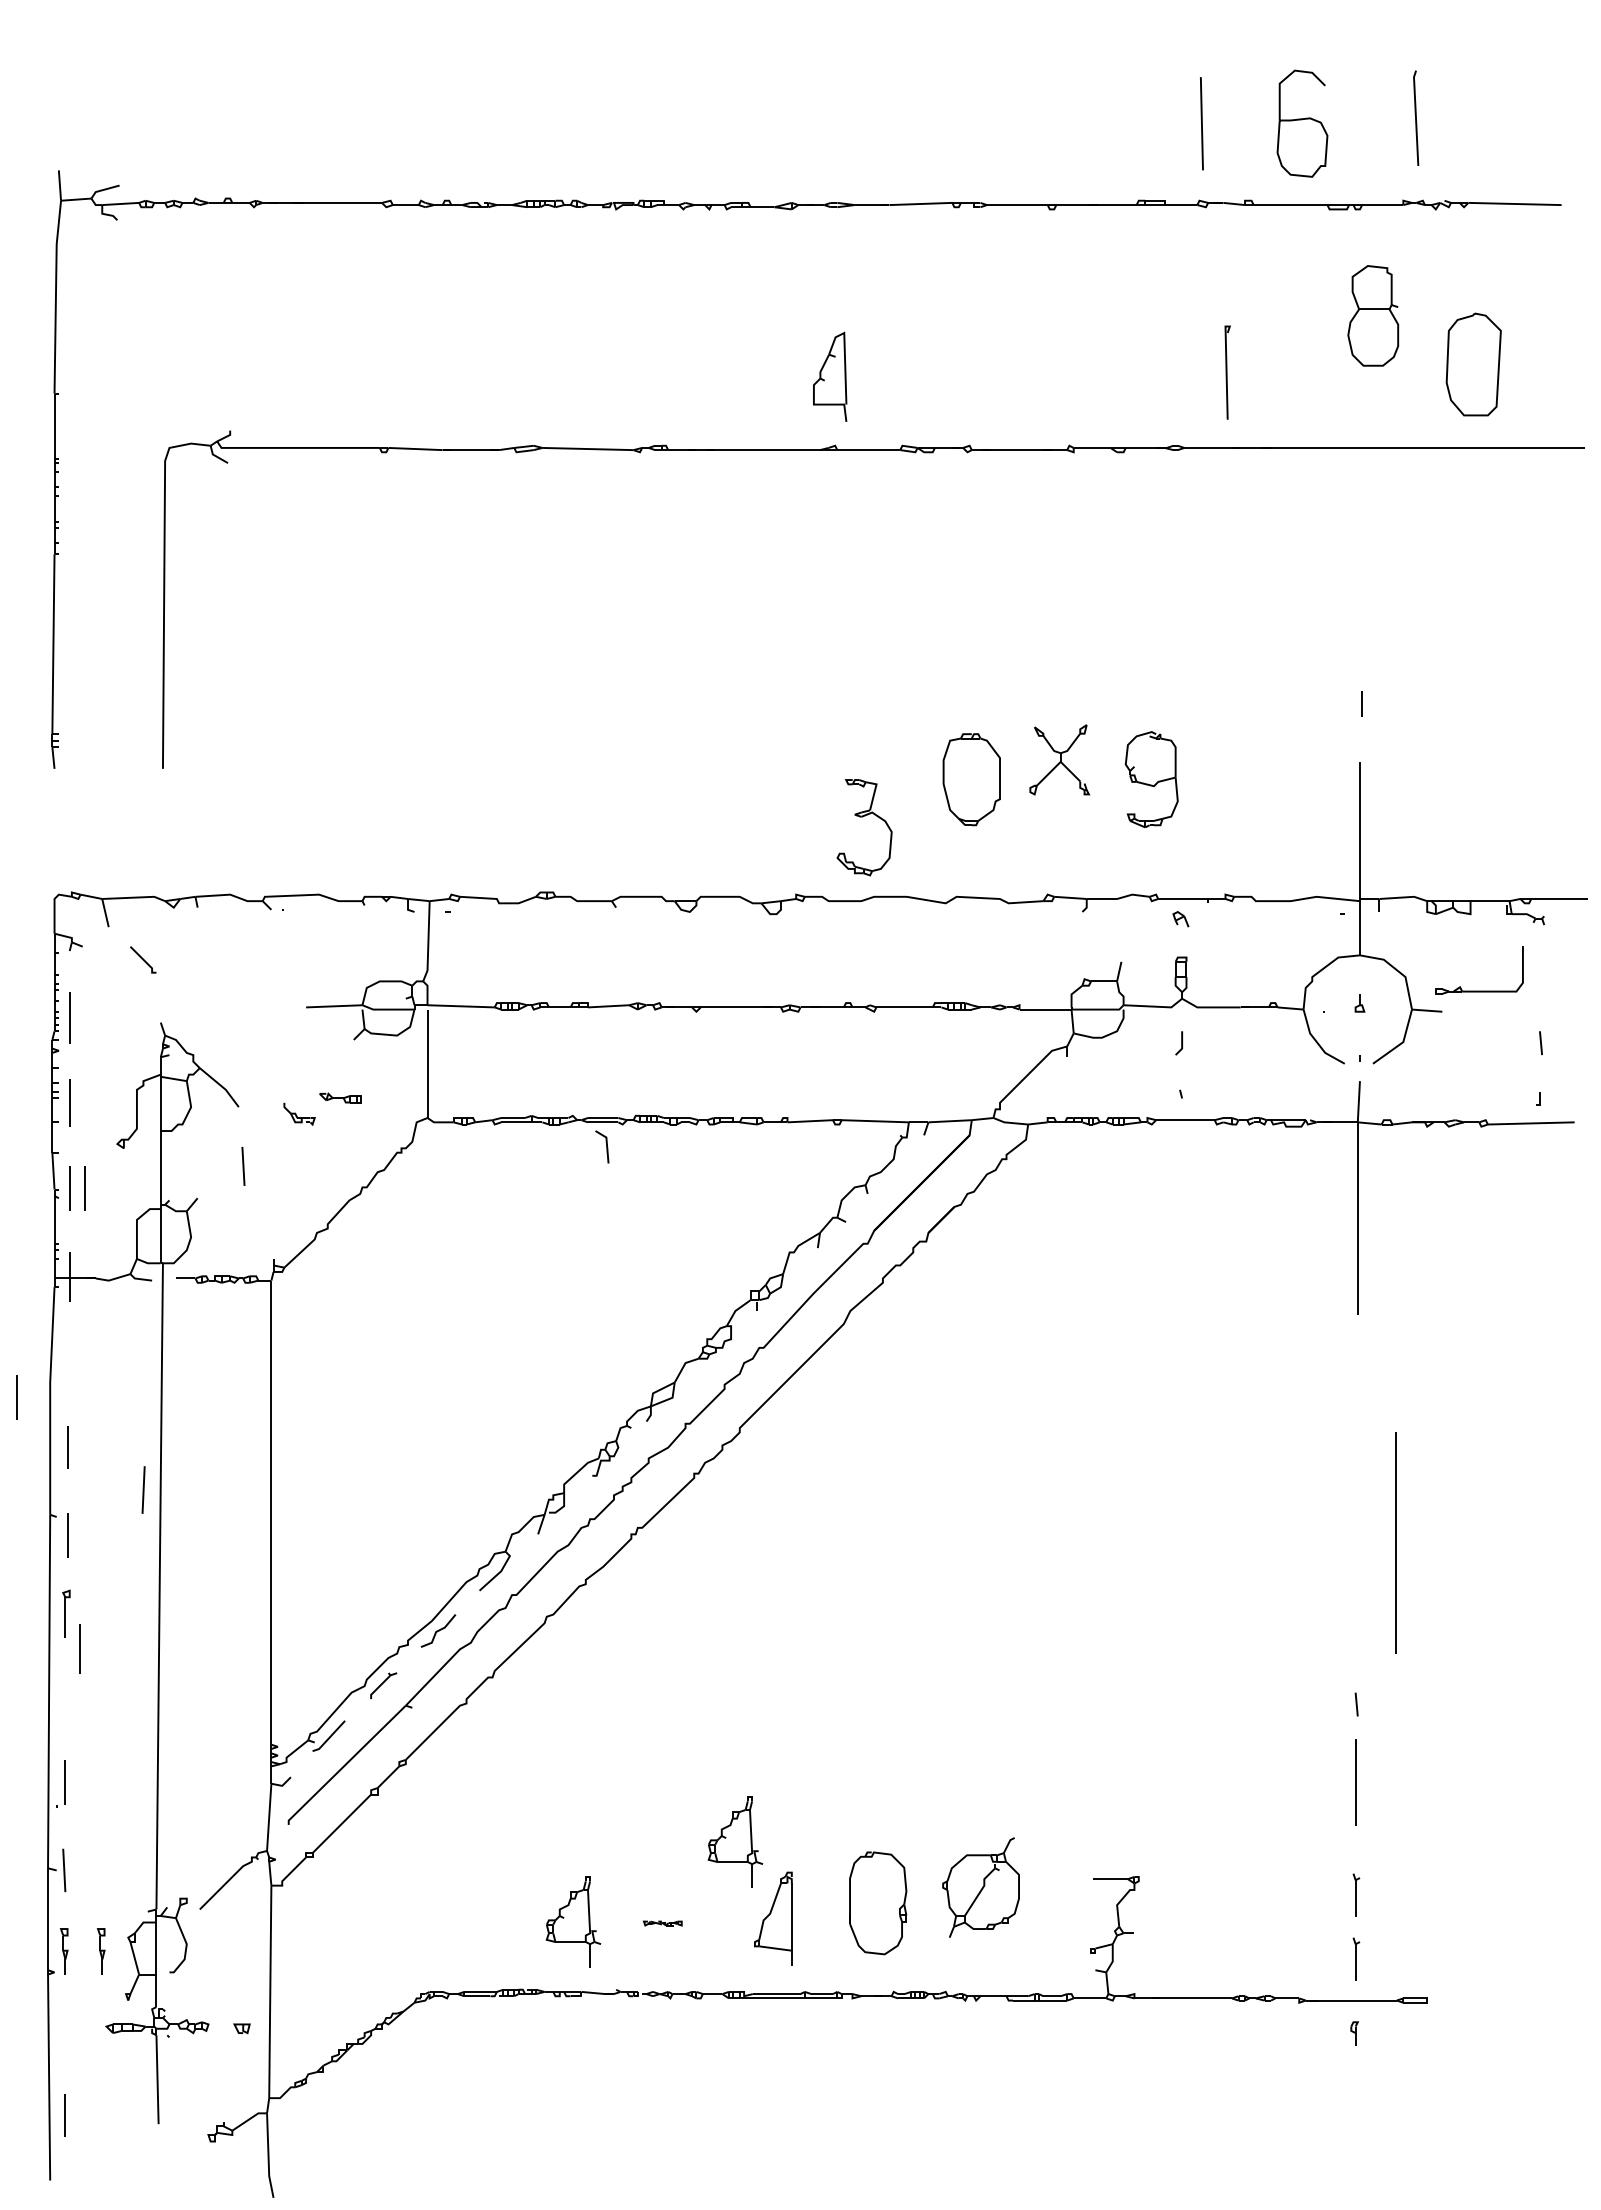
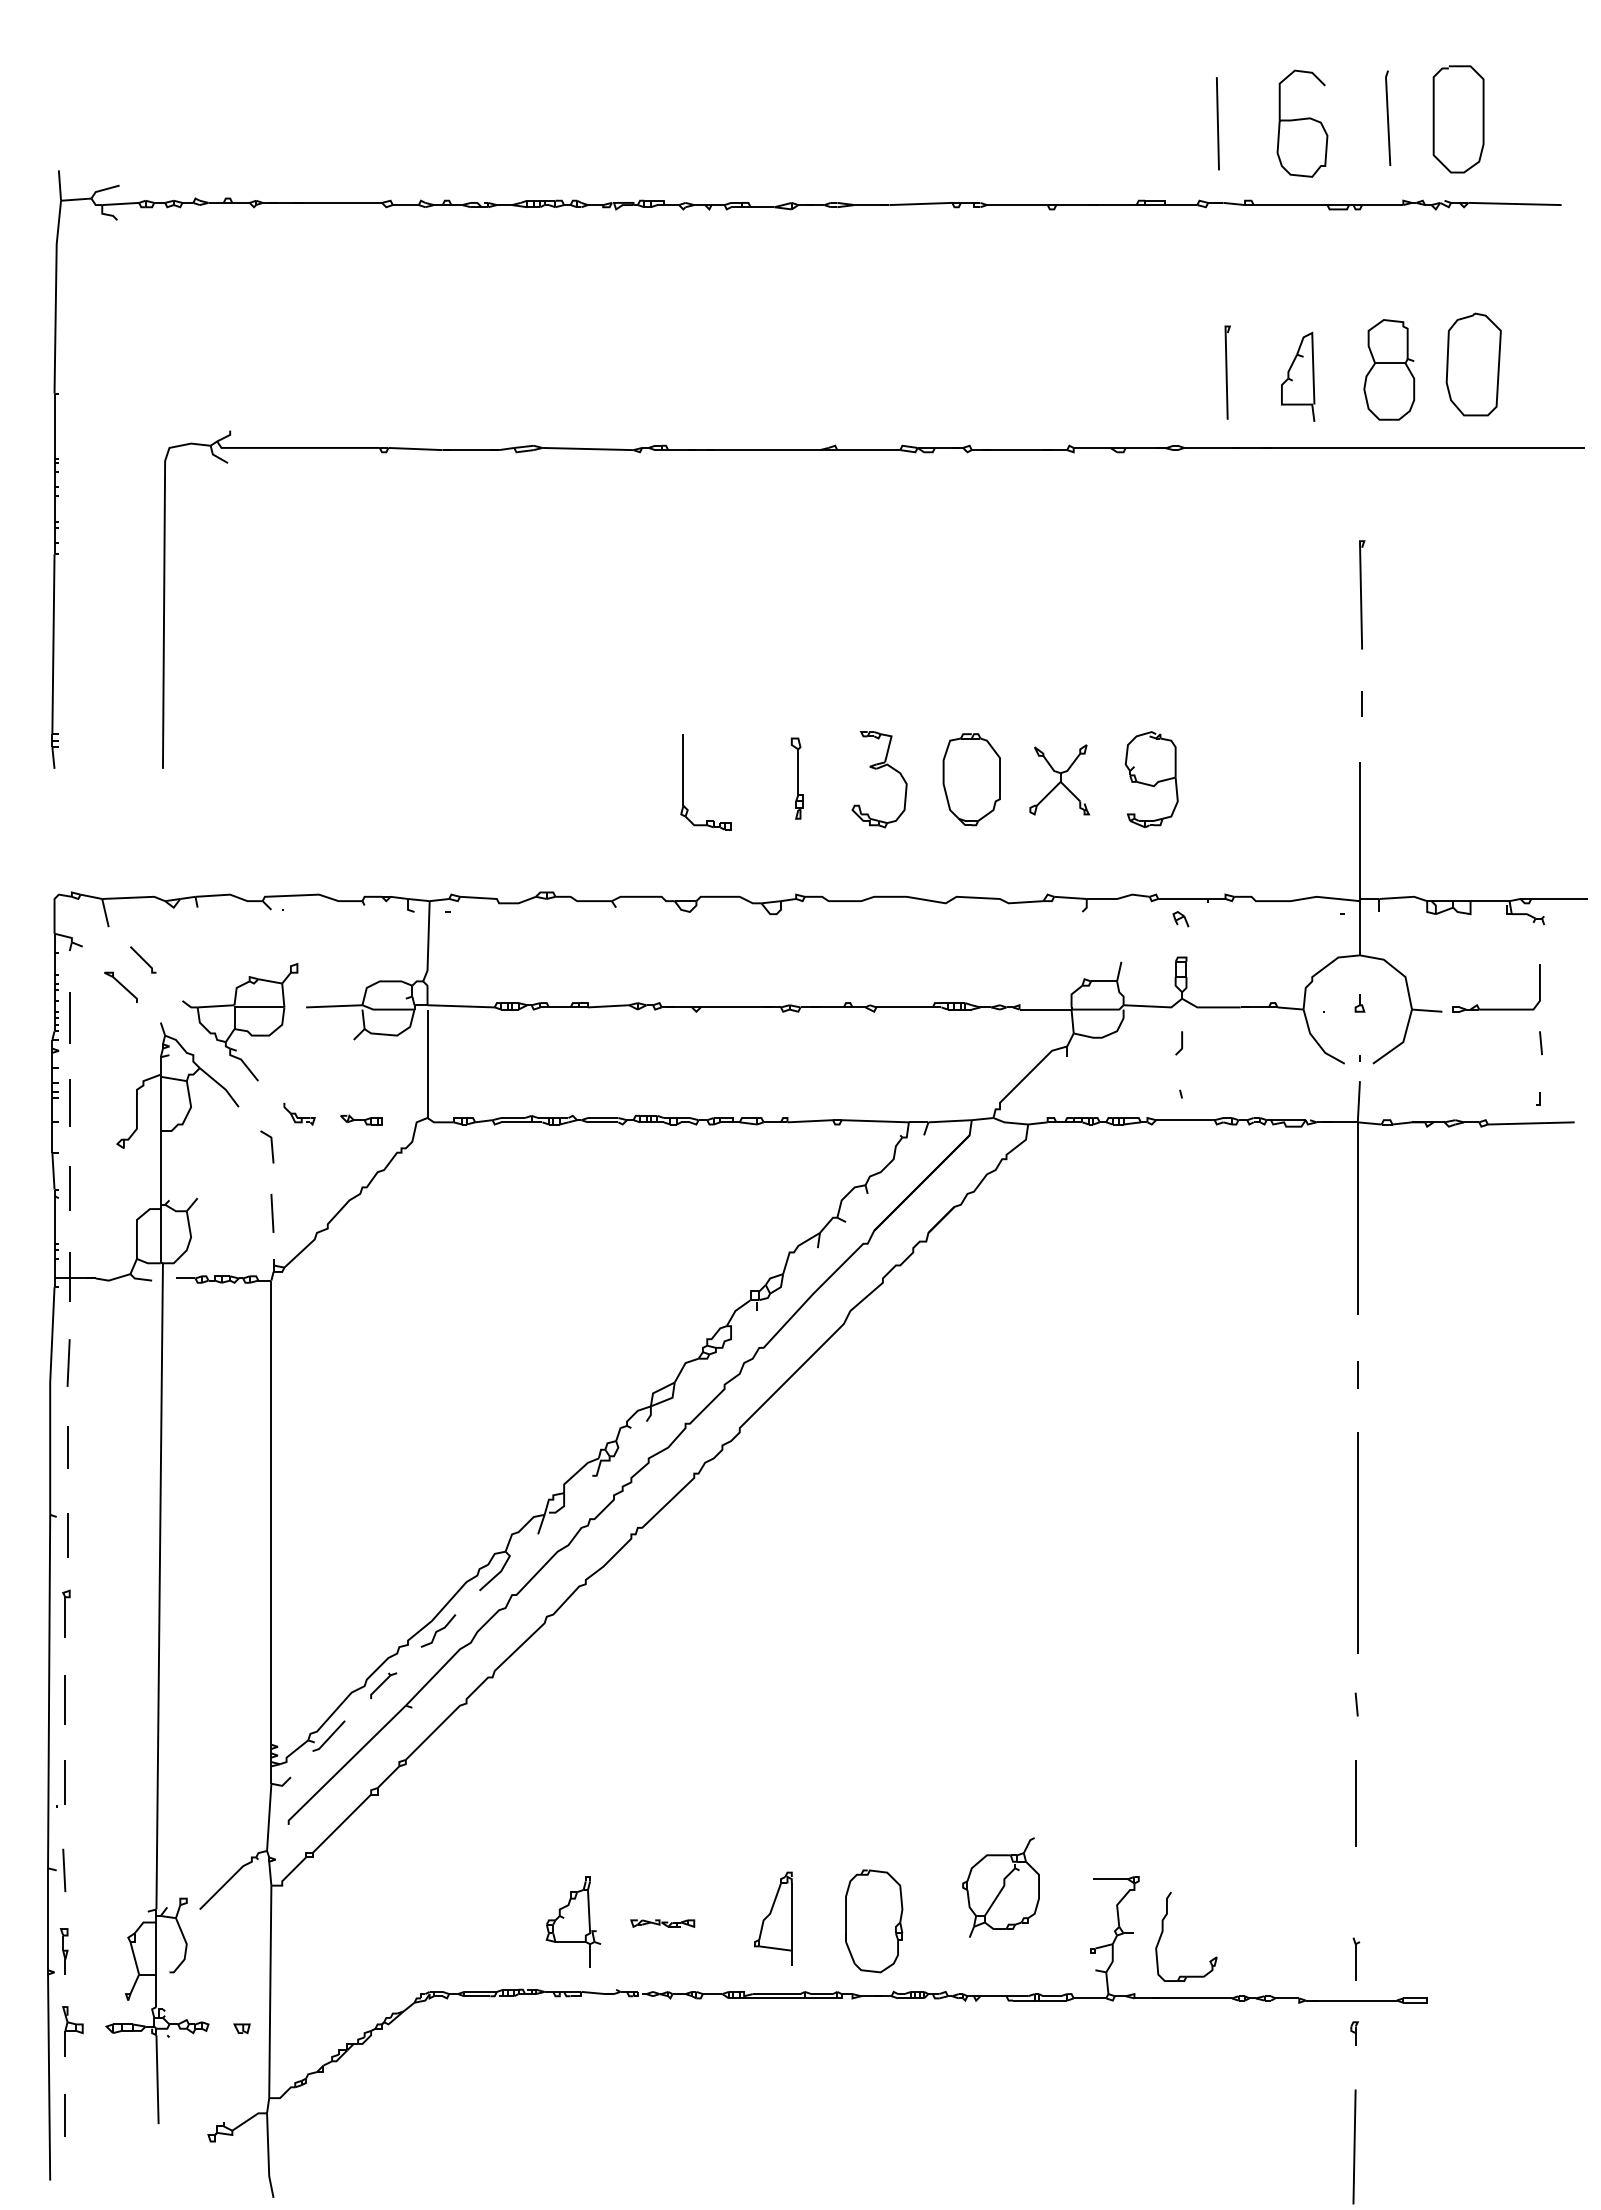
line position: (1416, 117) -> (1388, 117) (1388, 117)
curve: none -> present (1434, 119)
line position: (1201, 123) -> (1217, 123) (1217, 123)
part position: (1373, 315) -> (1389, 369) (1389, 369)
part position: (830, 376) -> (1298, 376) (1298, 376)
line: none -> present (1361, 594)
part position: (1059, 759) -> (1059, 779) (1059, 779)
part: none -> present (796, 778)
part: none -> present (683, 782)
part position: (862, 817) -> (877, 769) (877, 769)
part: none -> present (120, 986)
part position: (1479, 990) -> (1496, 1008) (1496, 1008)
part: none -> present (240, 1022)
part position: (340, 1097) -> (361, 1119) (361, 1119)
line position: (606, 1146) -> (271, 1146) (271, 1146)
line position: (243, 1166) -> (272, 1213) (272, 1213)
line: present -> none (84, 1188)
line: none -> present (1357, 1374)
line: present -> none (16, 1397)
line position: (143, 1489) -> (68, 1362) (68, 1362)
line position: (1395, 1542) -> (1357, 1542) (1357, 1542)
line position: (79, 1648) -> (64, 1699) (64, 1699)
line position: (1355, 1782) -> (1355, 1803) (1355, 1803)
part: present -> none (735, 1841)
part position: (980, 1887) -> (1000, 1887) (1000, 1887)
part: present -> none (1356, 1894)
part position: (878, 1903) -> (874, 1921) (874, 1921)
part size: 40x7 px -> 66x9 px (662, 1923)
part: none -> present (1163, 1932)
part: present -> none (100, 1951)
part: none -> present (72, 2031)
line: none -> present (1354, 2146)
